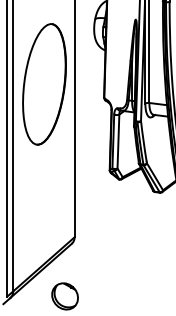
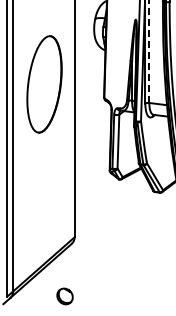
line: solid -> dashed (149, 52)
part size: 45x123 px -> 37x99 px (44, 84)
part size: 28x29 px -> 18x19 px (64, 296)
